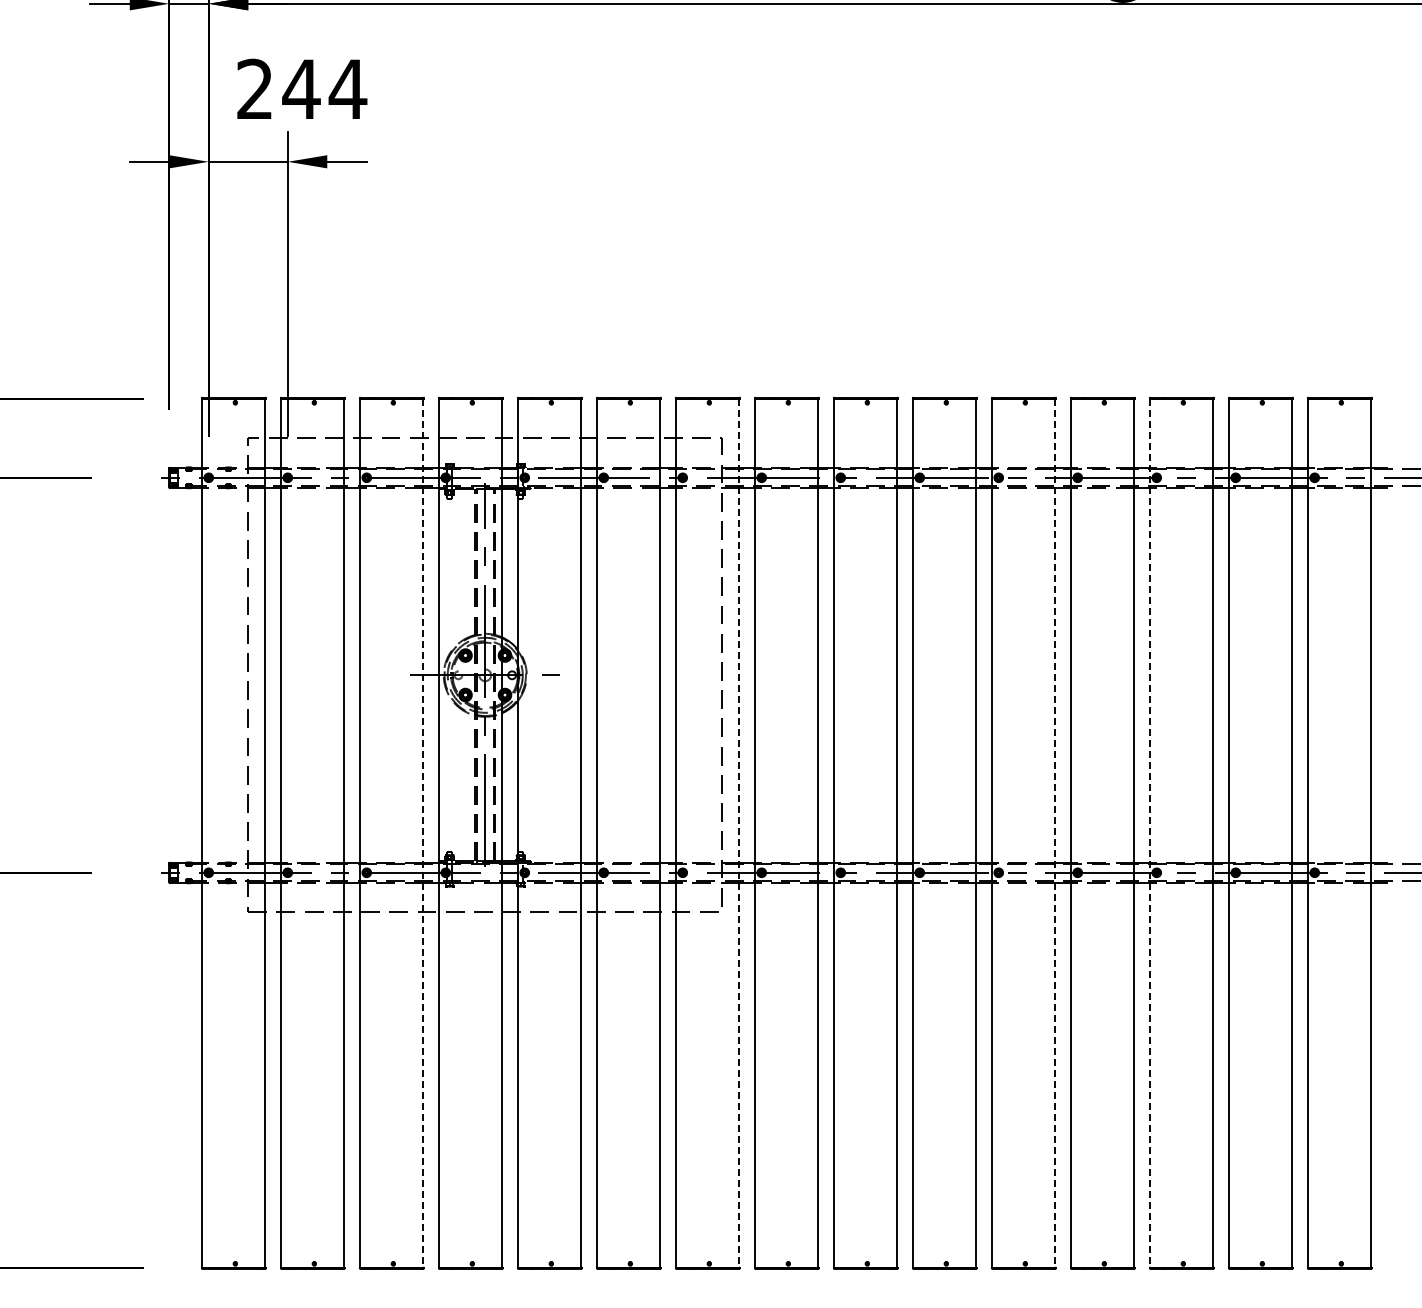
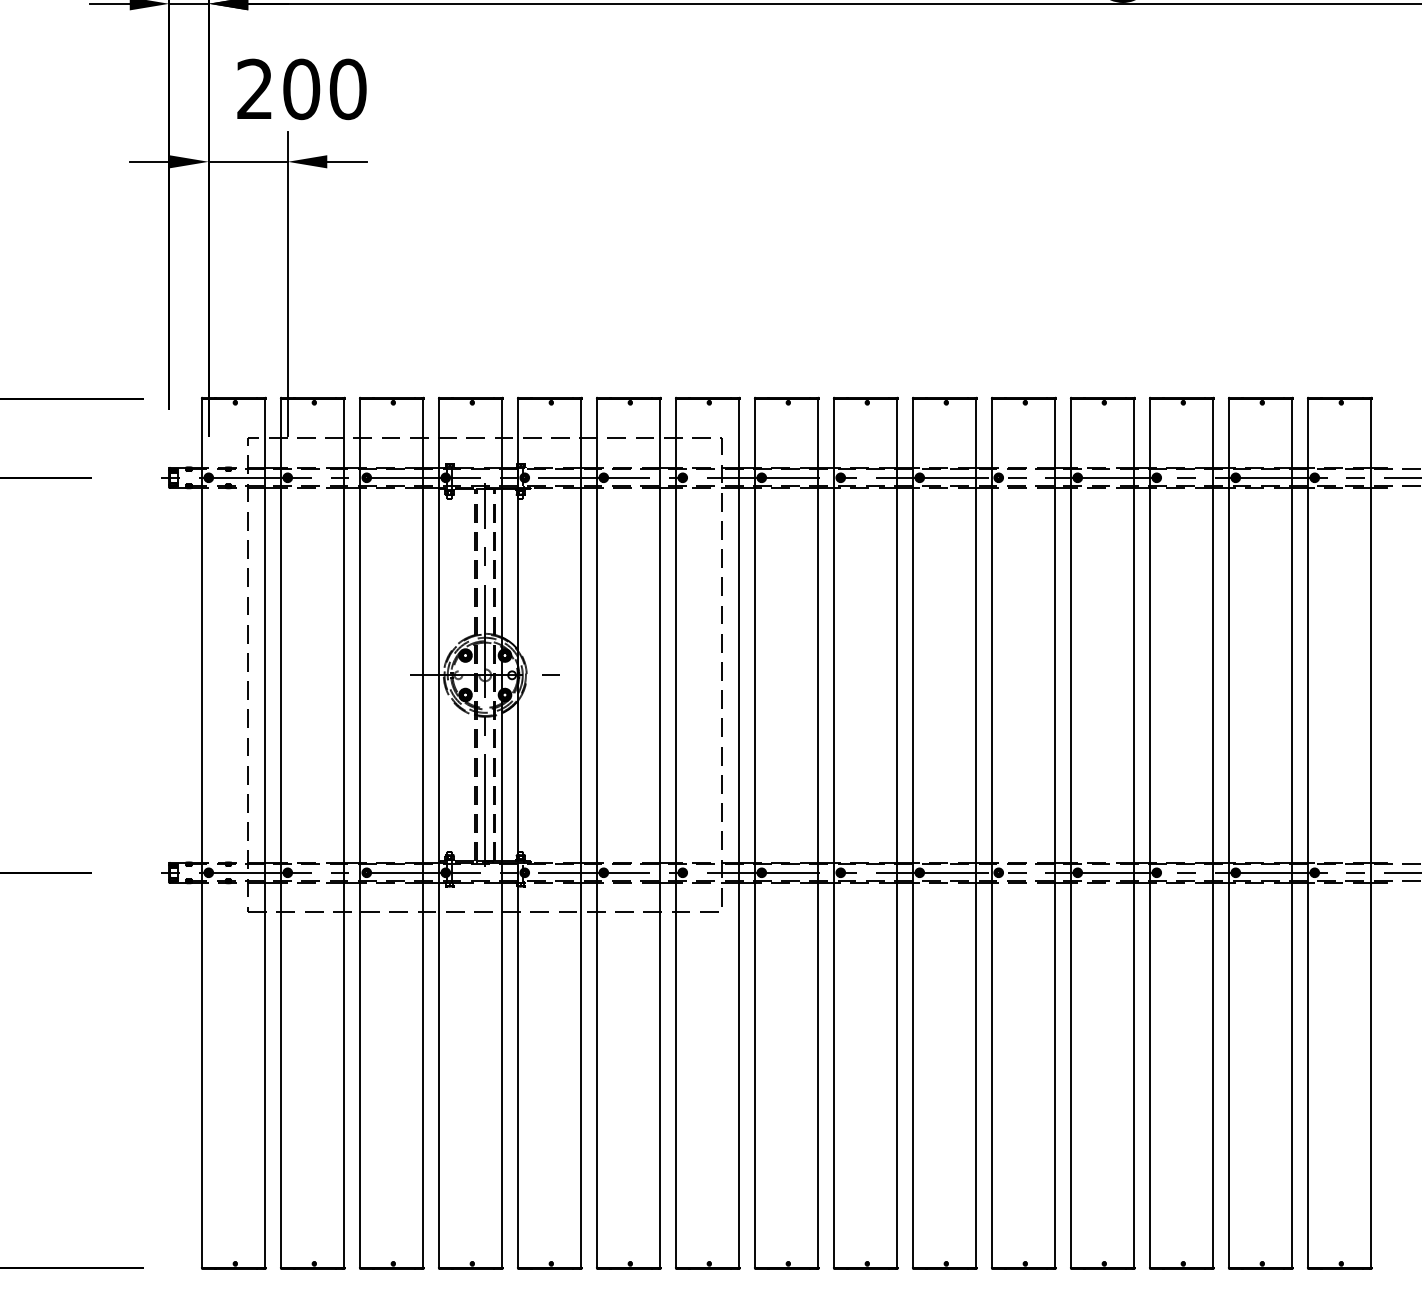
text: 244 -> 200 (324, 89)
line: dashed -> solid (423, 833)
line: dashed -> solid (739, 833)
line: dashed -> solid (1055, 833)
line: dashed -> solid (1150, 833)
